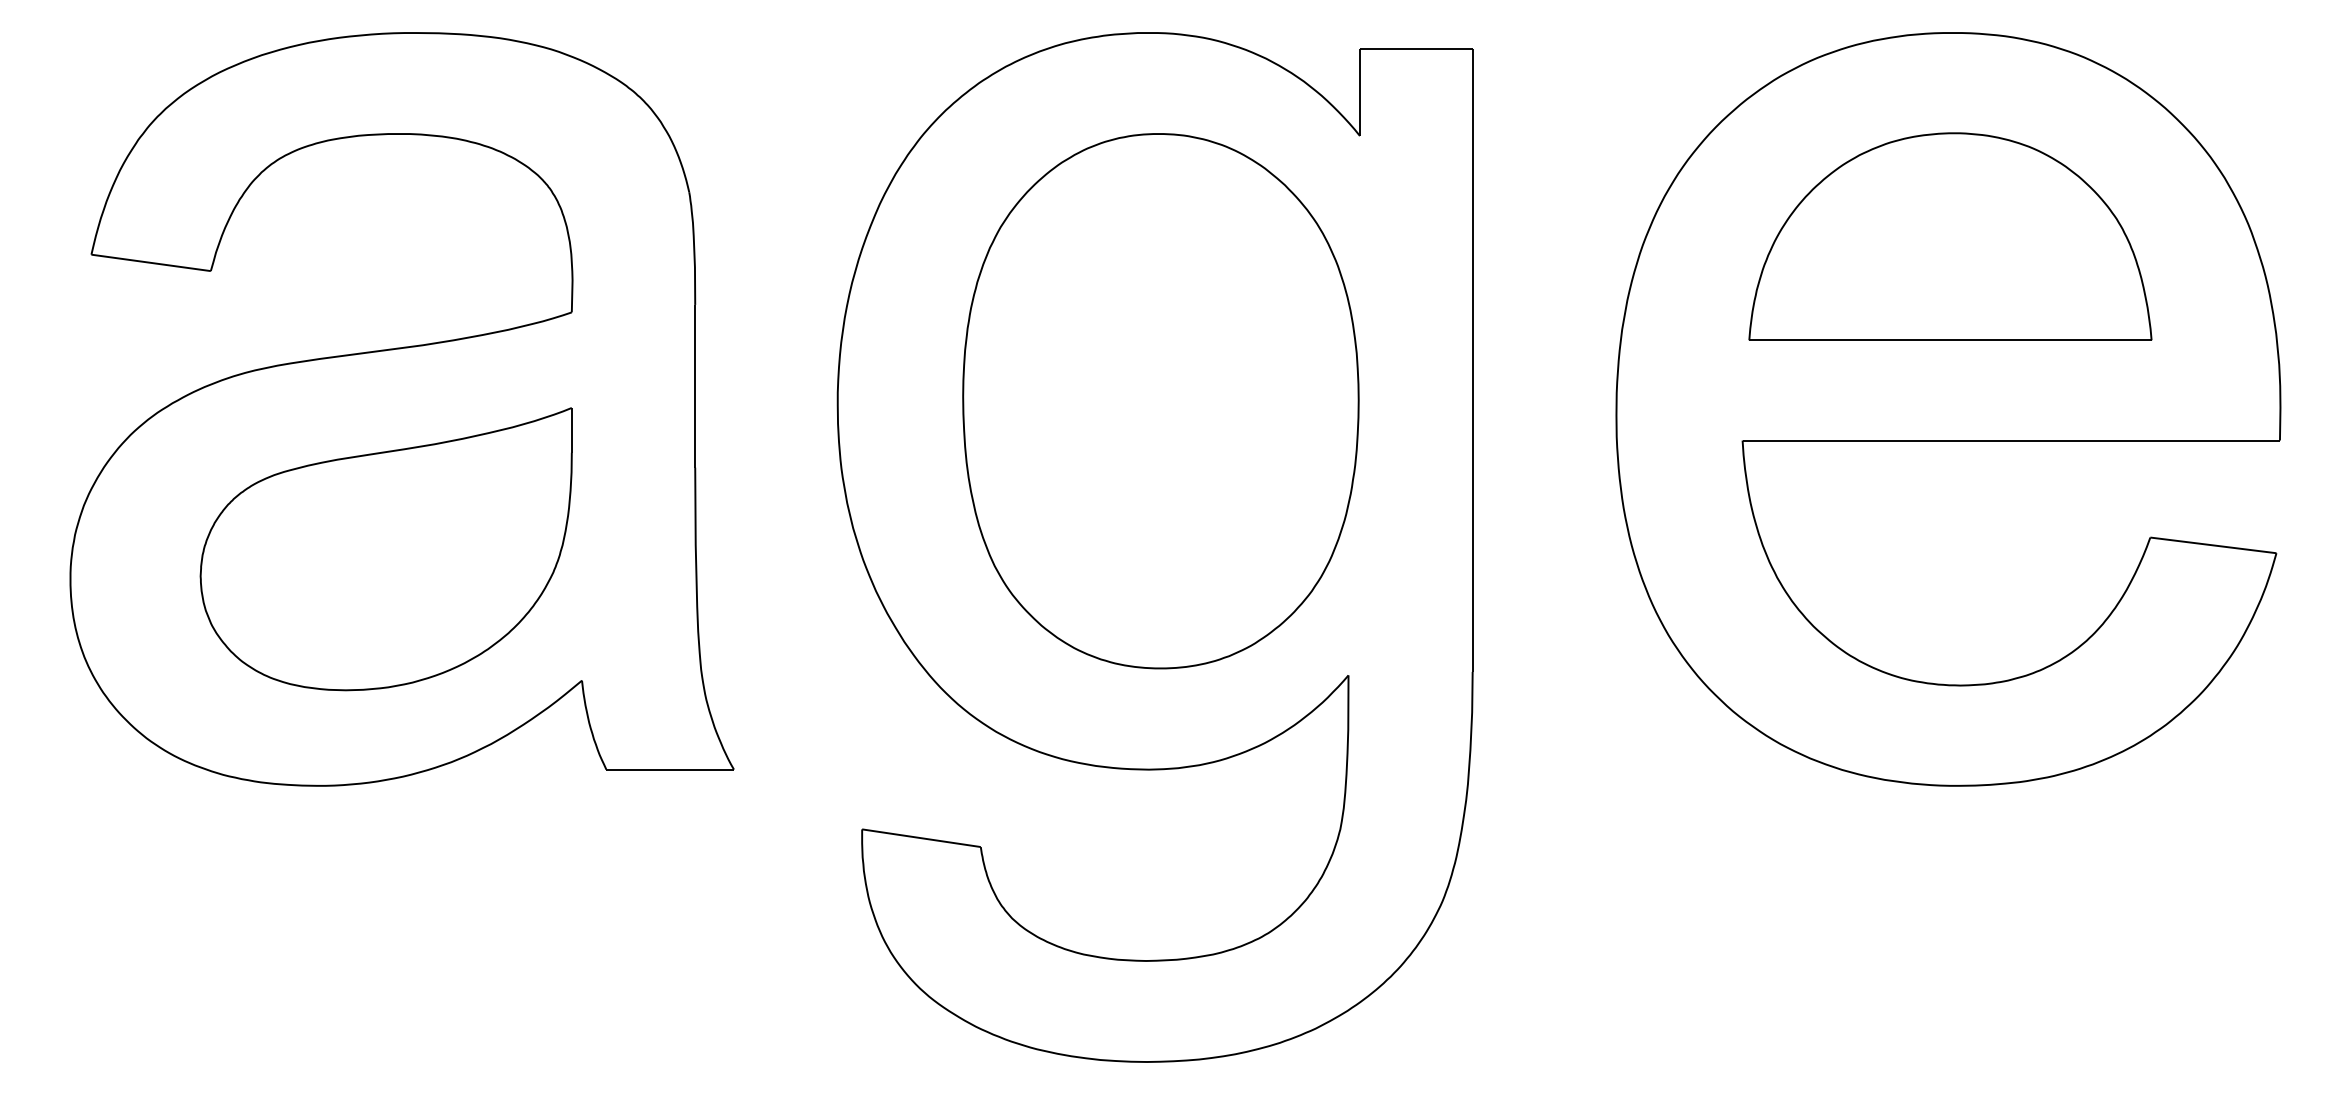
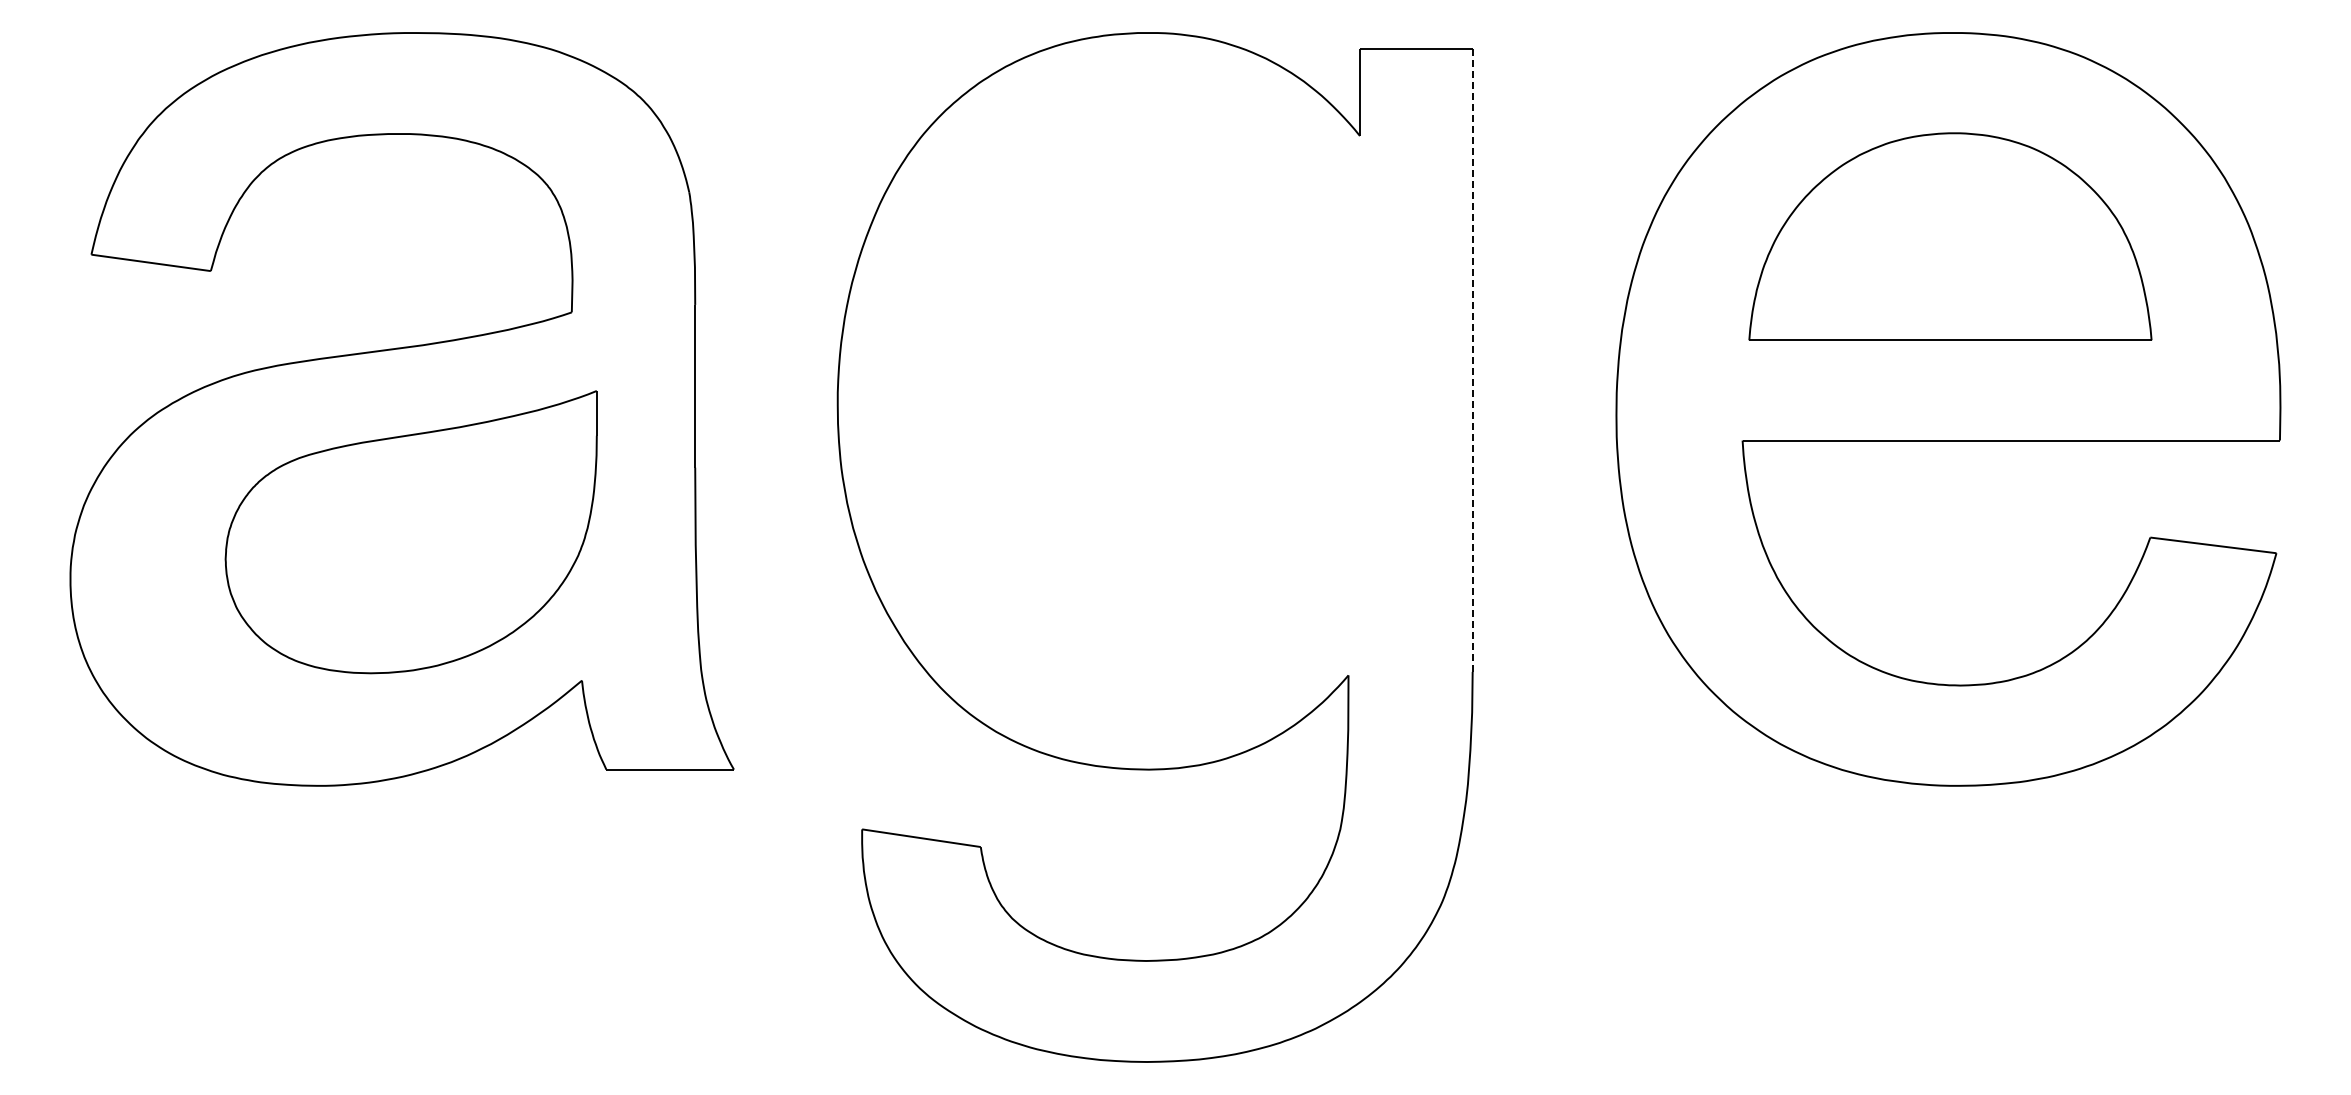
line: solid -> dashed (1472, 360)
part: present -> none (1160, 401)
part position: (385, 549) -> (410, 532) (410, 532)
